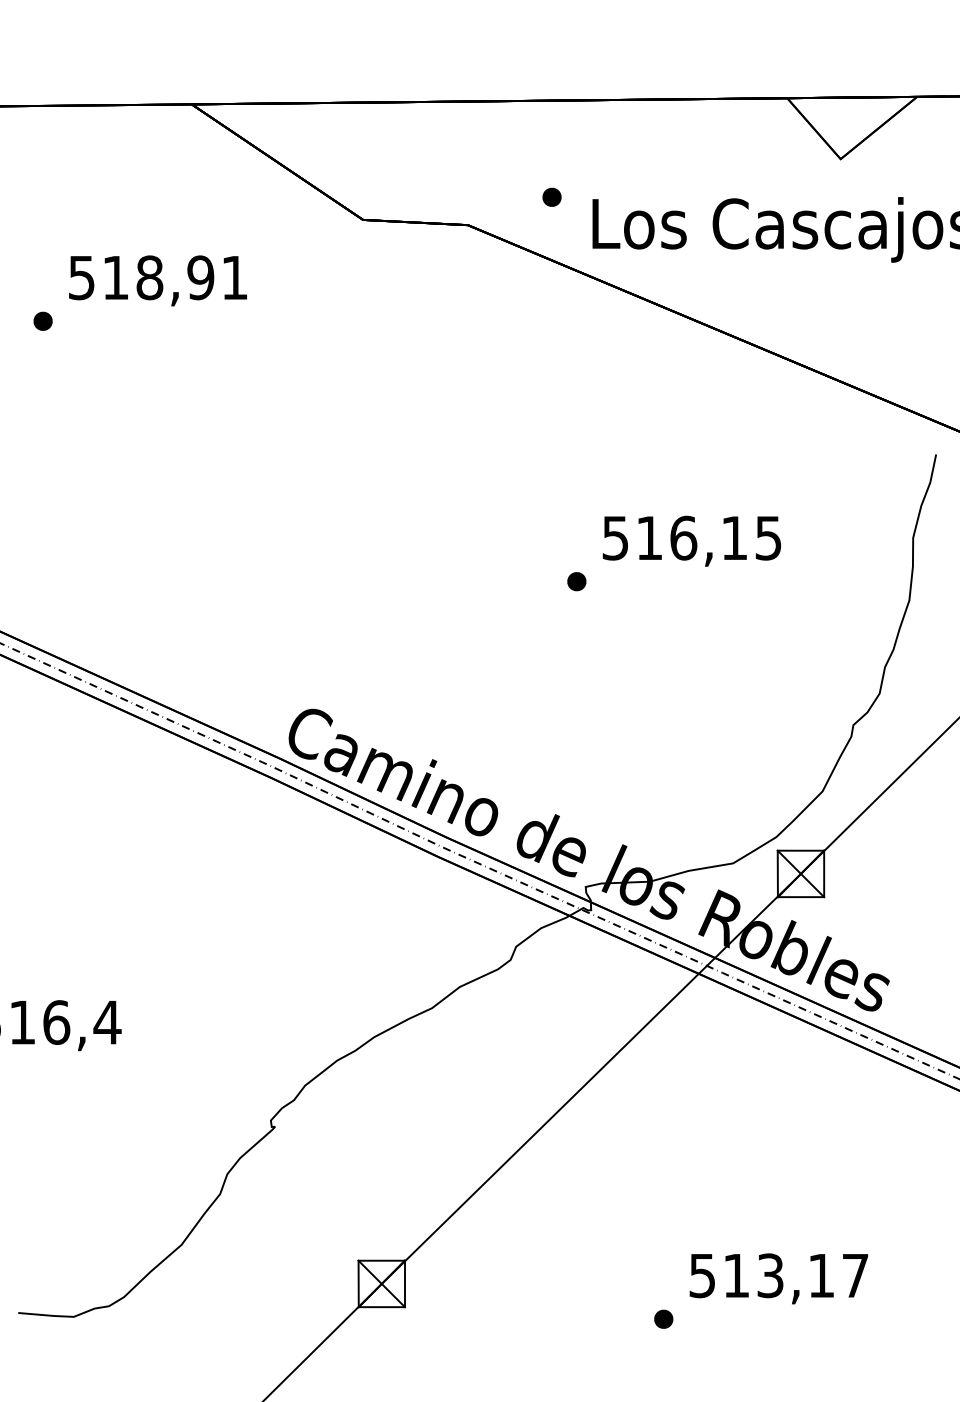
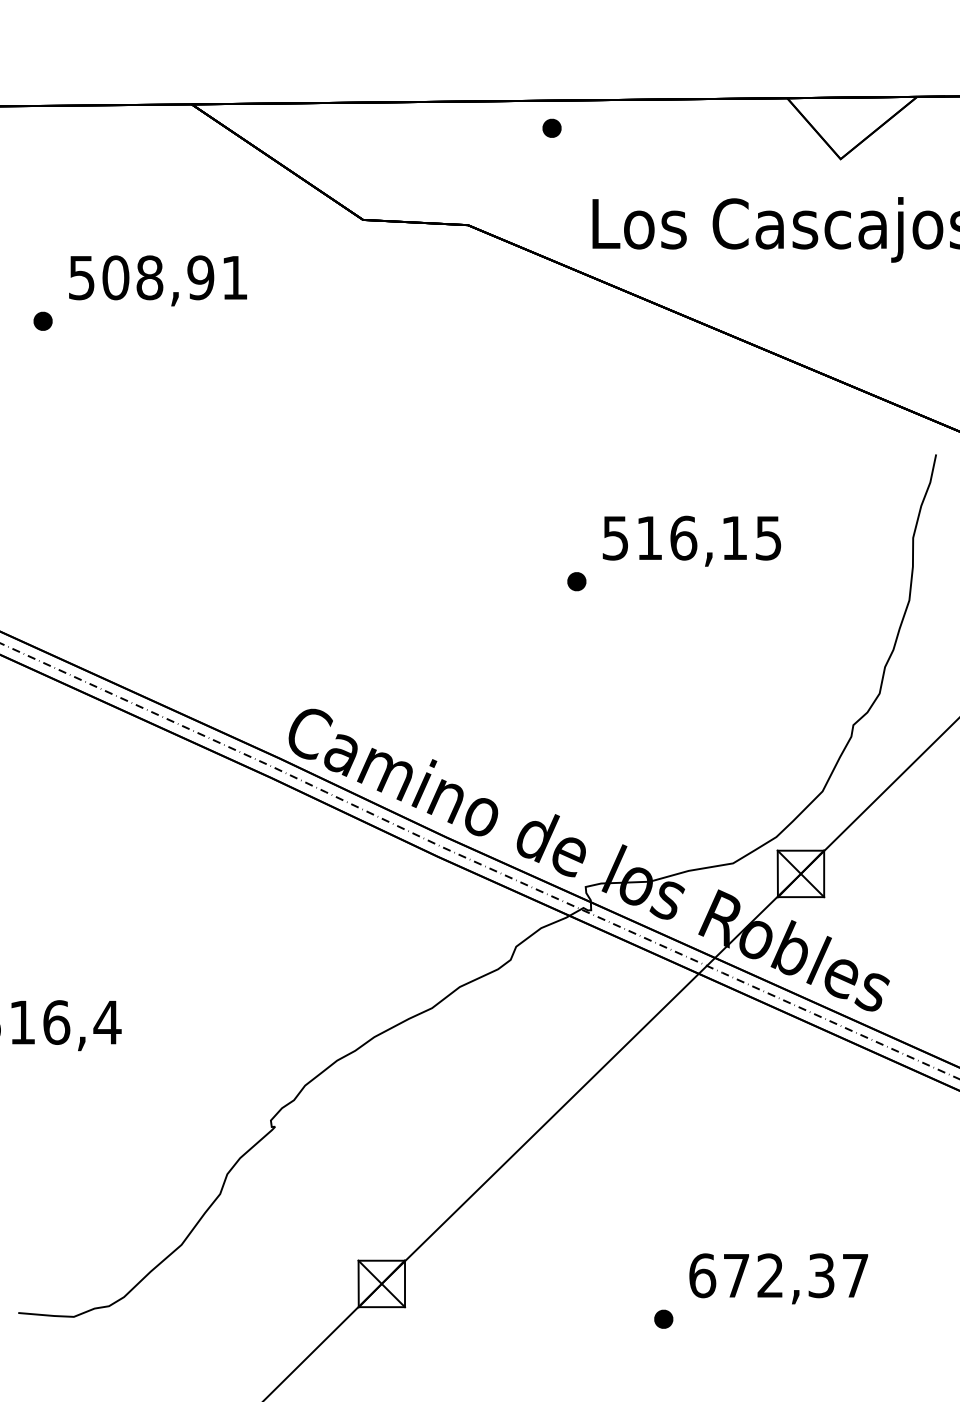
part position: (551, 196) -> (551, 127) (551, 127)
text: 518,91 -> 508,91 (115, 277)
text: 513,17 -> 672,37 (761, 1275)
